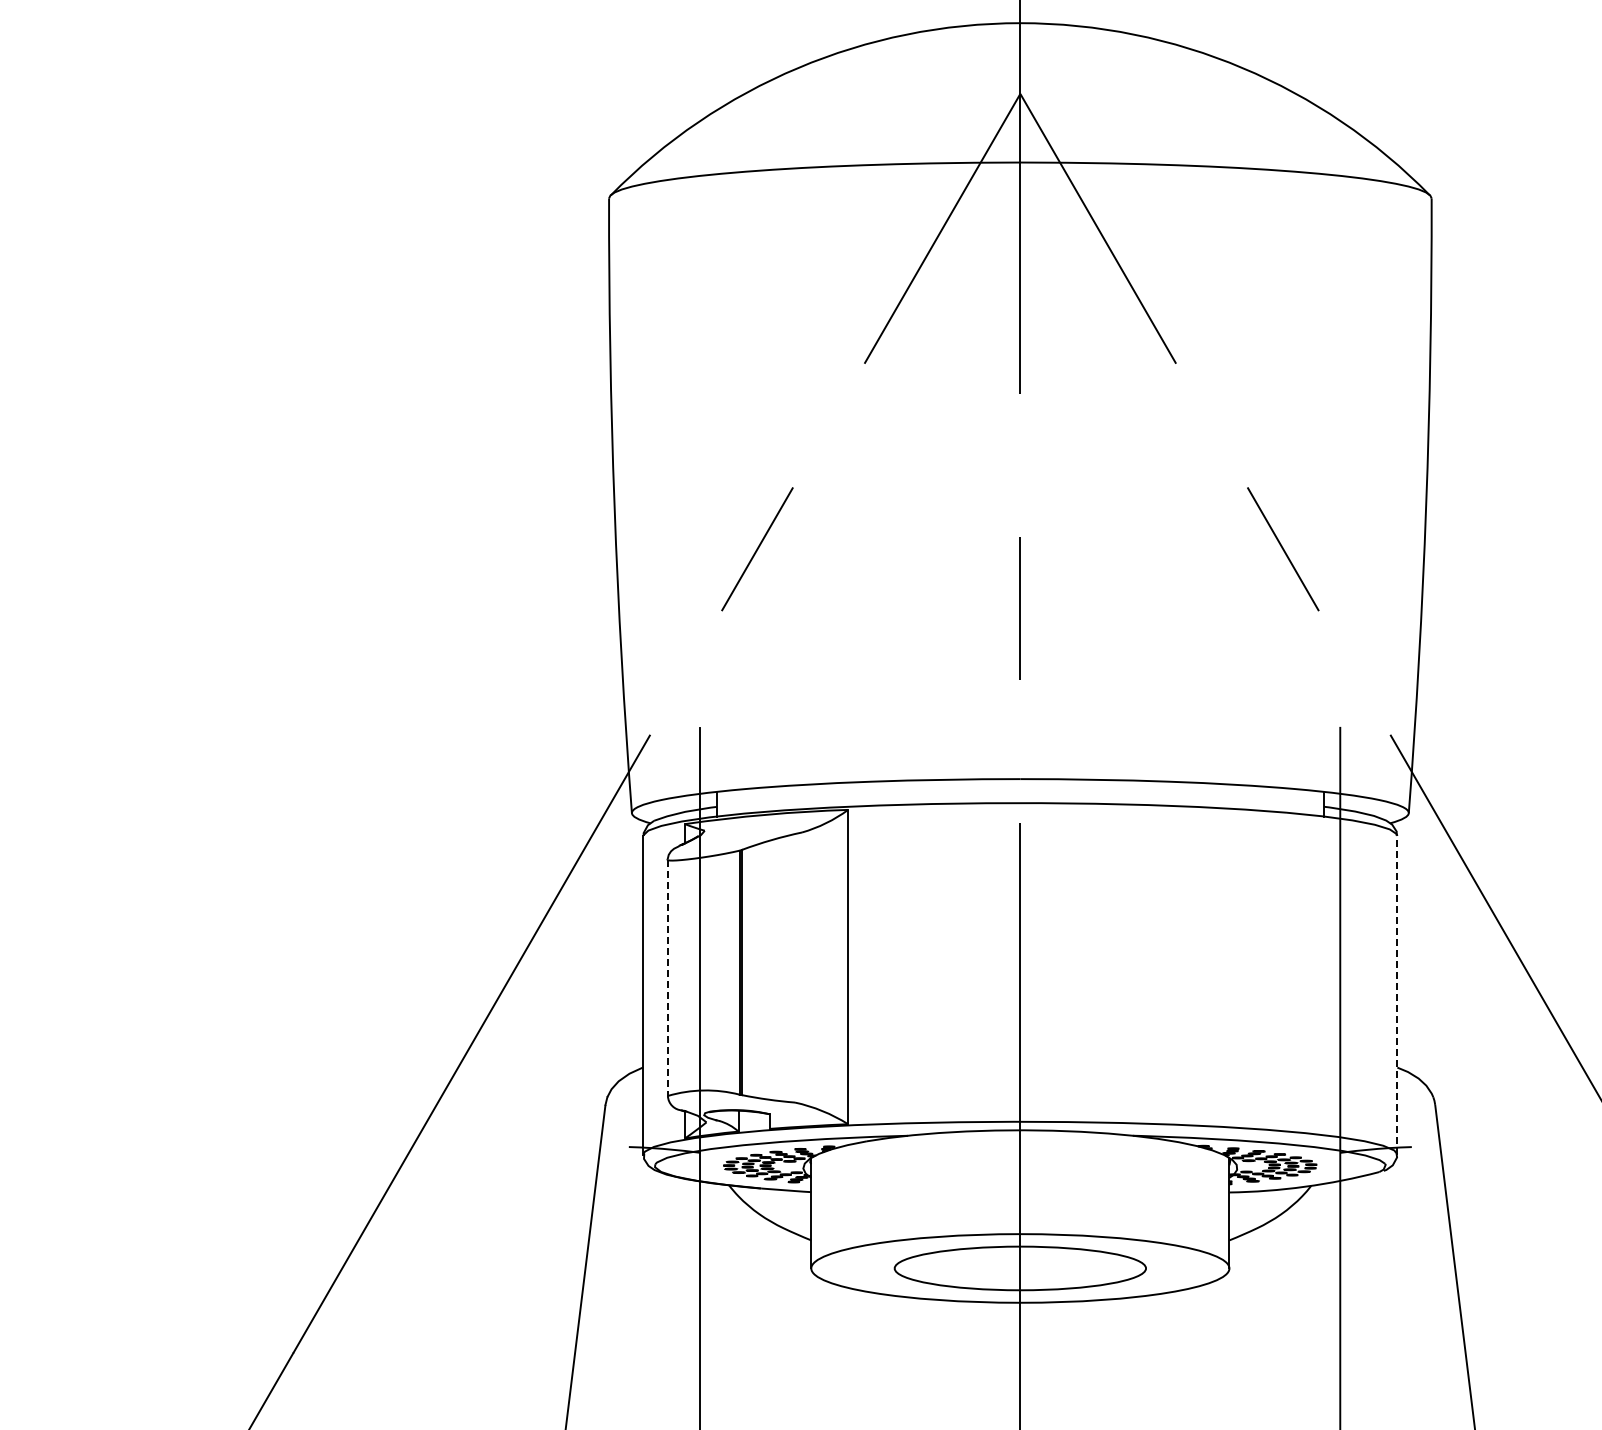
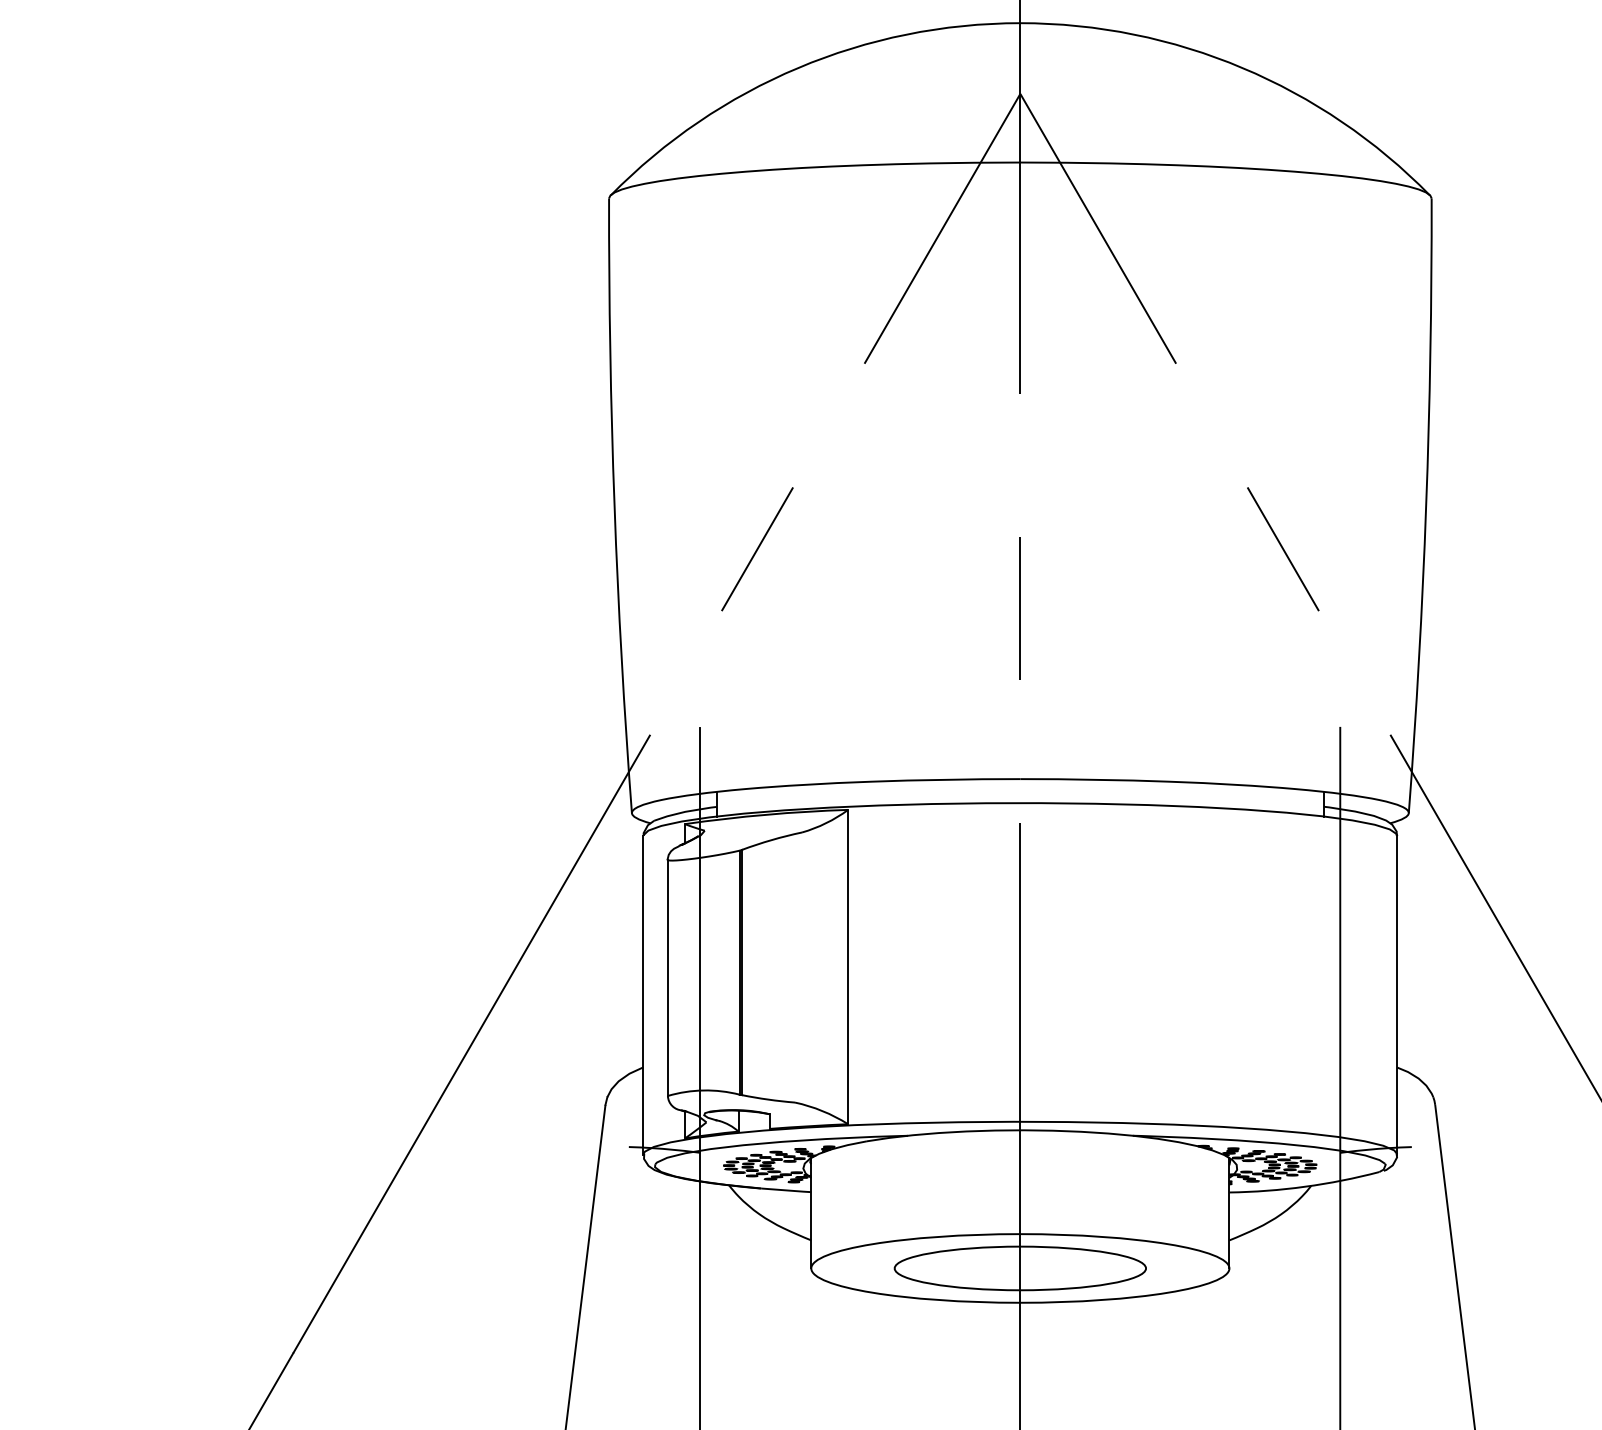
line: dashed -> solid (667, 978)
line: dashed -> solid (1397, 994)
